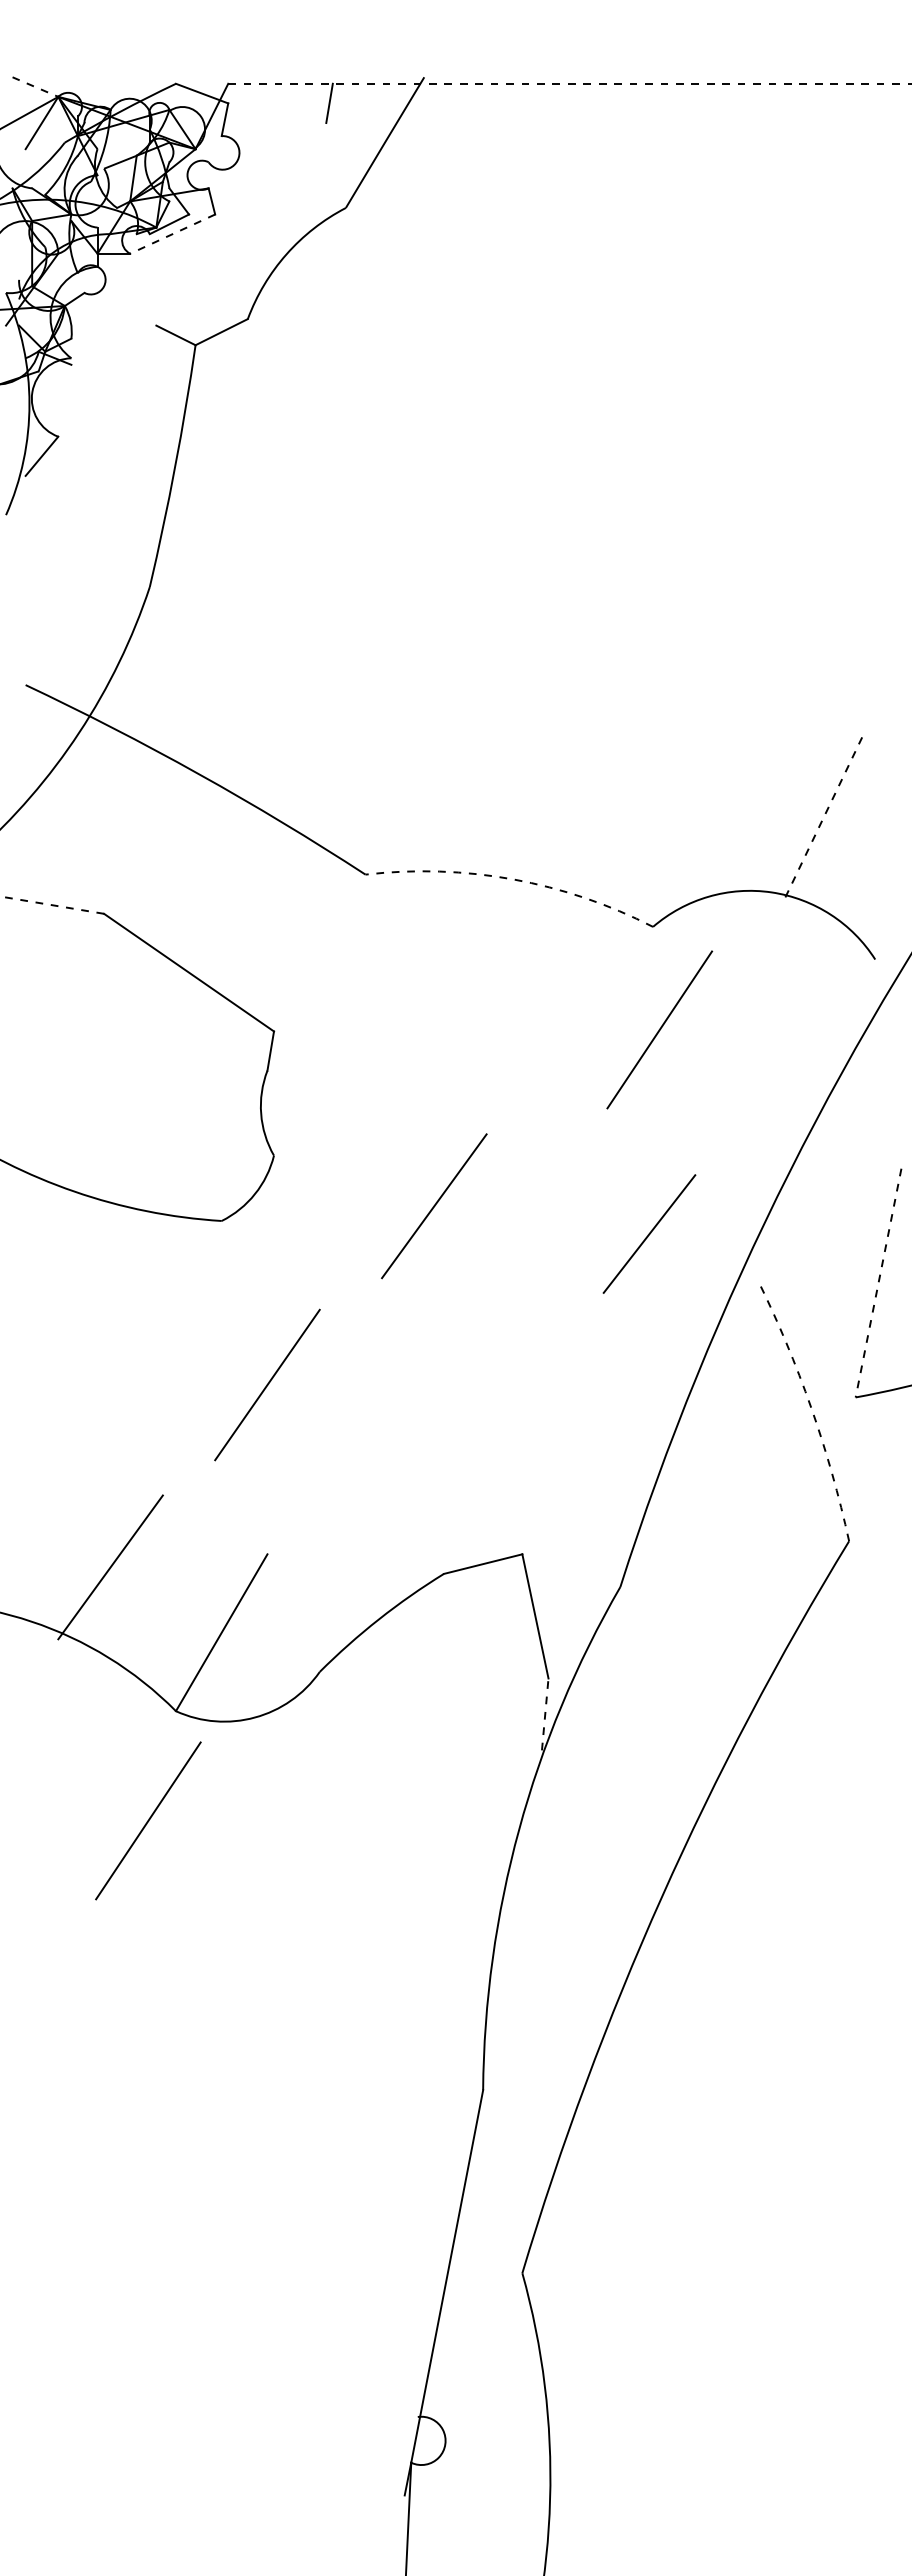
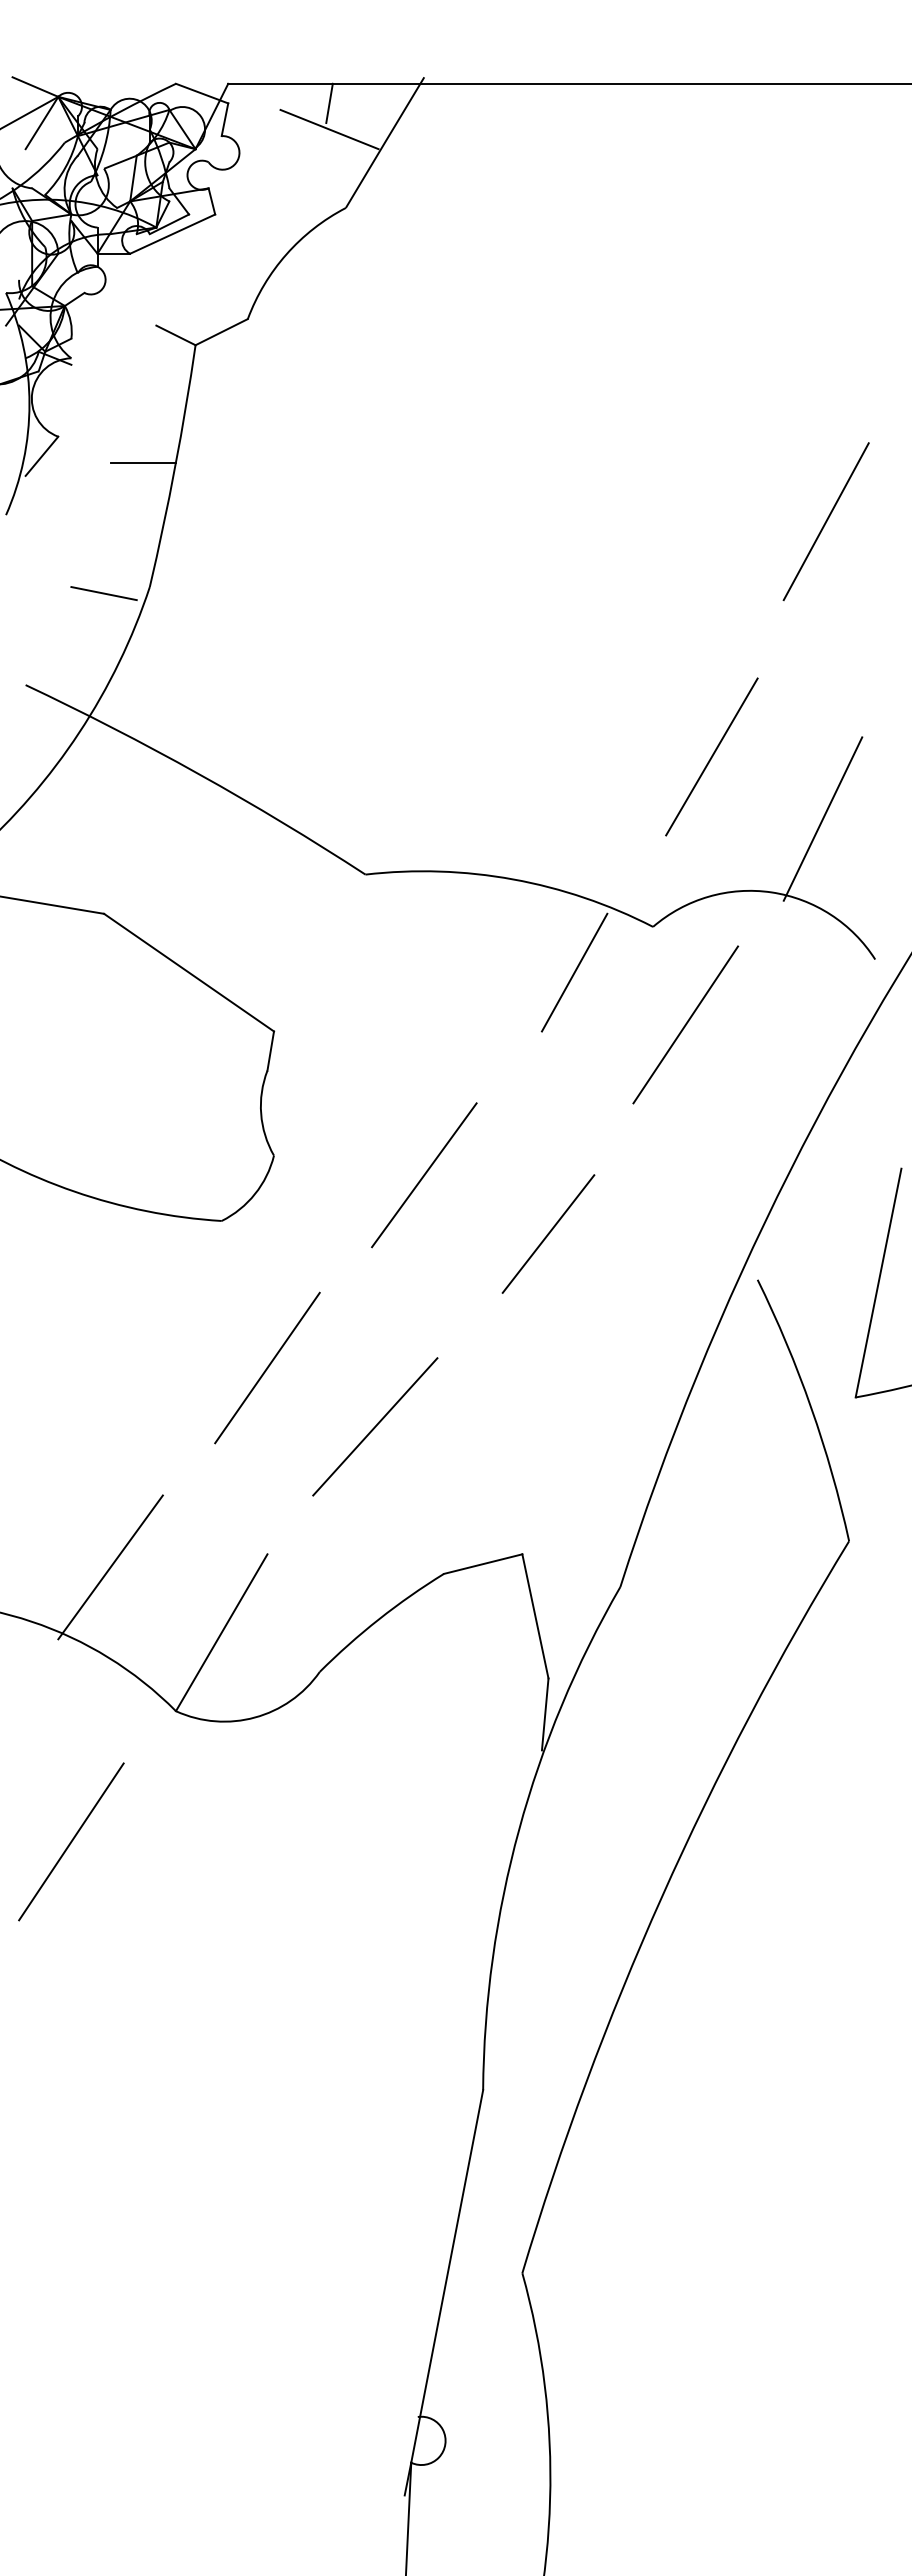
line: dashed -> solid (570, 83)
line: dashed -> solid (35, 87)
line: none -> present (329, 129)
line: dashed -> solid (172, 234)
line: none -> present (142, 462)
line: none -> present (825, 521)
line: none -> present (103, 593)
line: none -> present (711, 756)
line: dashed -> solid (823, 819)
arc: dashed -> solid (513, 879)
line: dashed -> solid (52, 905)
line: none -> present (574, 972)
line position: (659, 1029) -> (685, 1024) (685, 1024)
line position: (434, 1206) -> (424, 1175) (424, 1175)
line position: (649, 1233) -> (548, 1233) (548, 1233)
line: dashed -> solid (878, 1283)
line position: (267, 1384) -> (267, 1367) (267, 1367)
arc: dashed -> solid (811, 1407)
line: none -> present (375, 1426)
line: dashed -> solid (545, 1713)
line position: (148, 1820) -> (71, 1841) (71, 1841)
